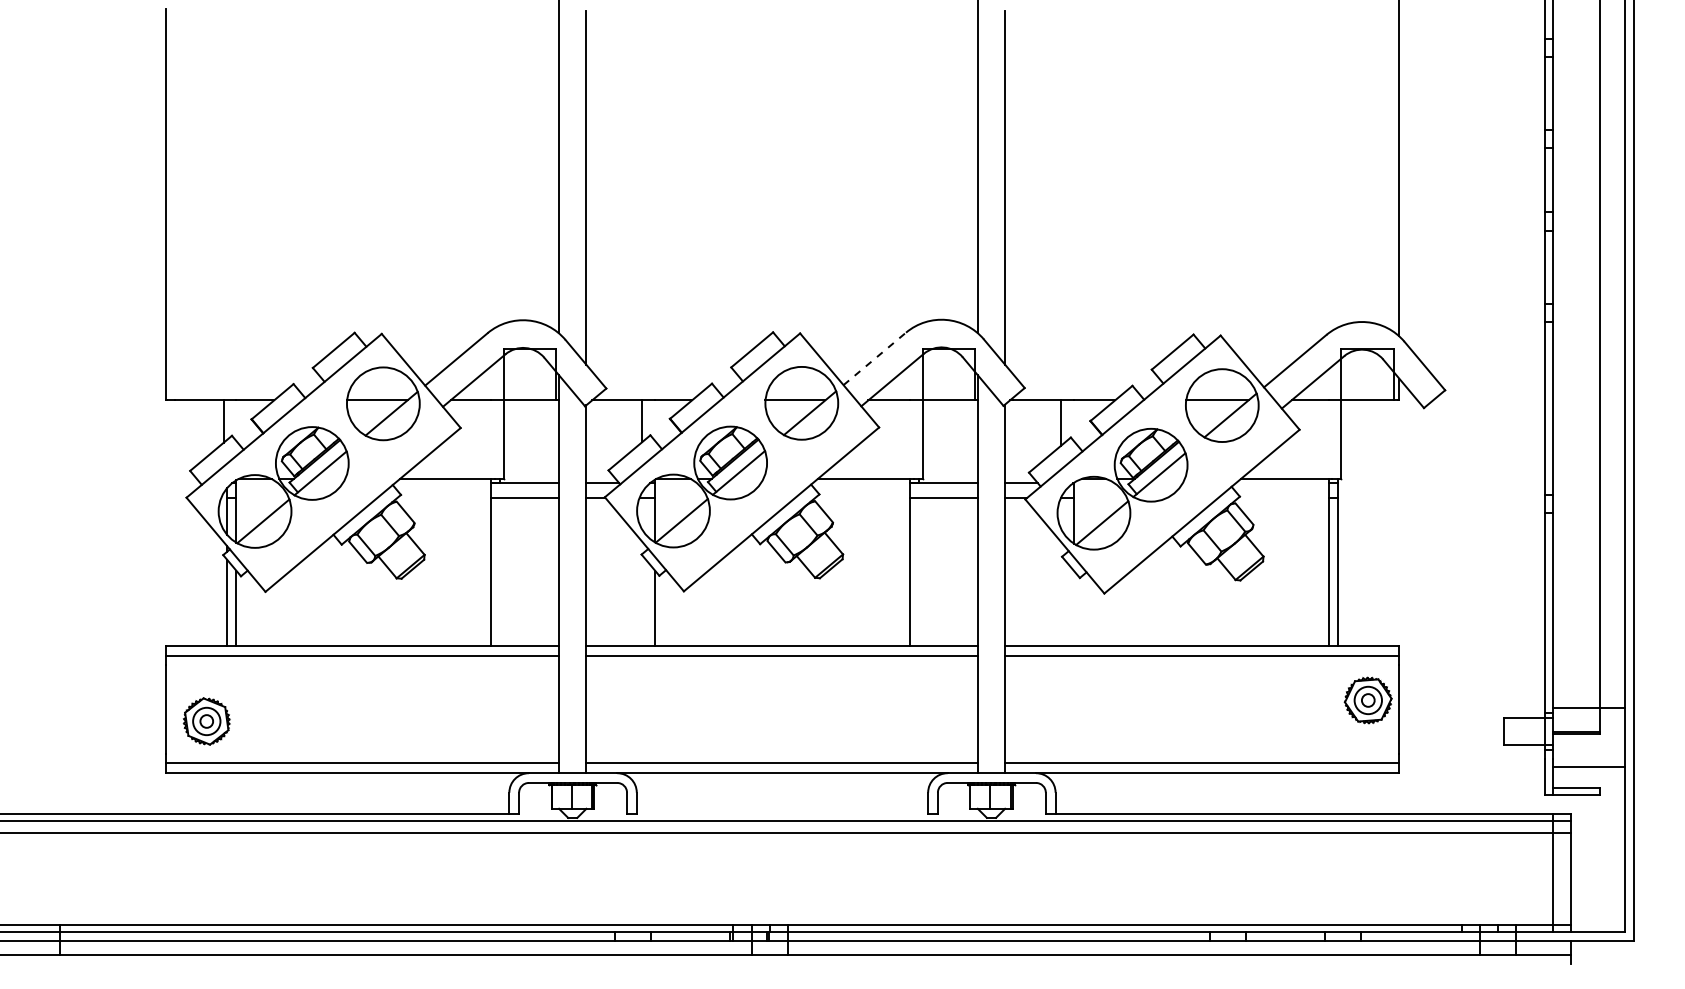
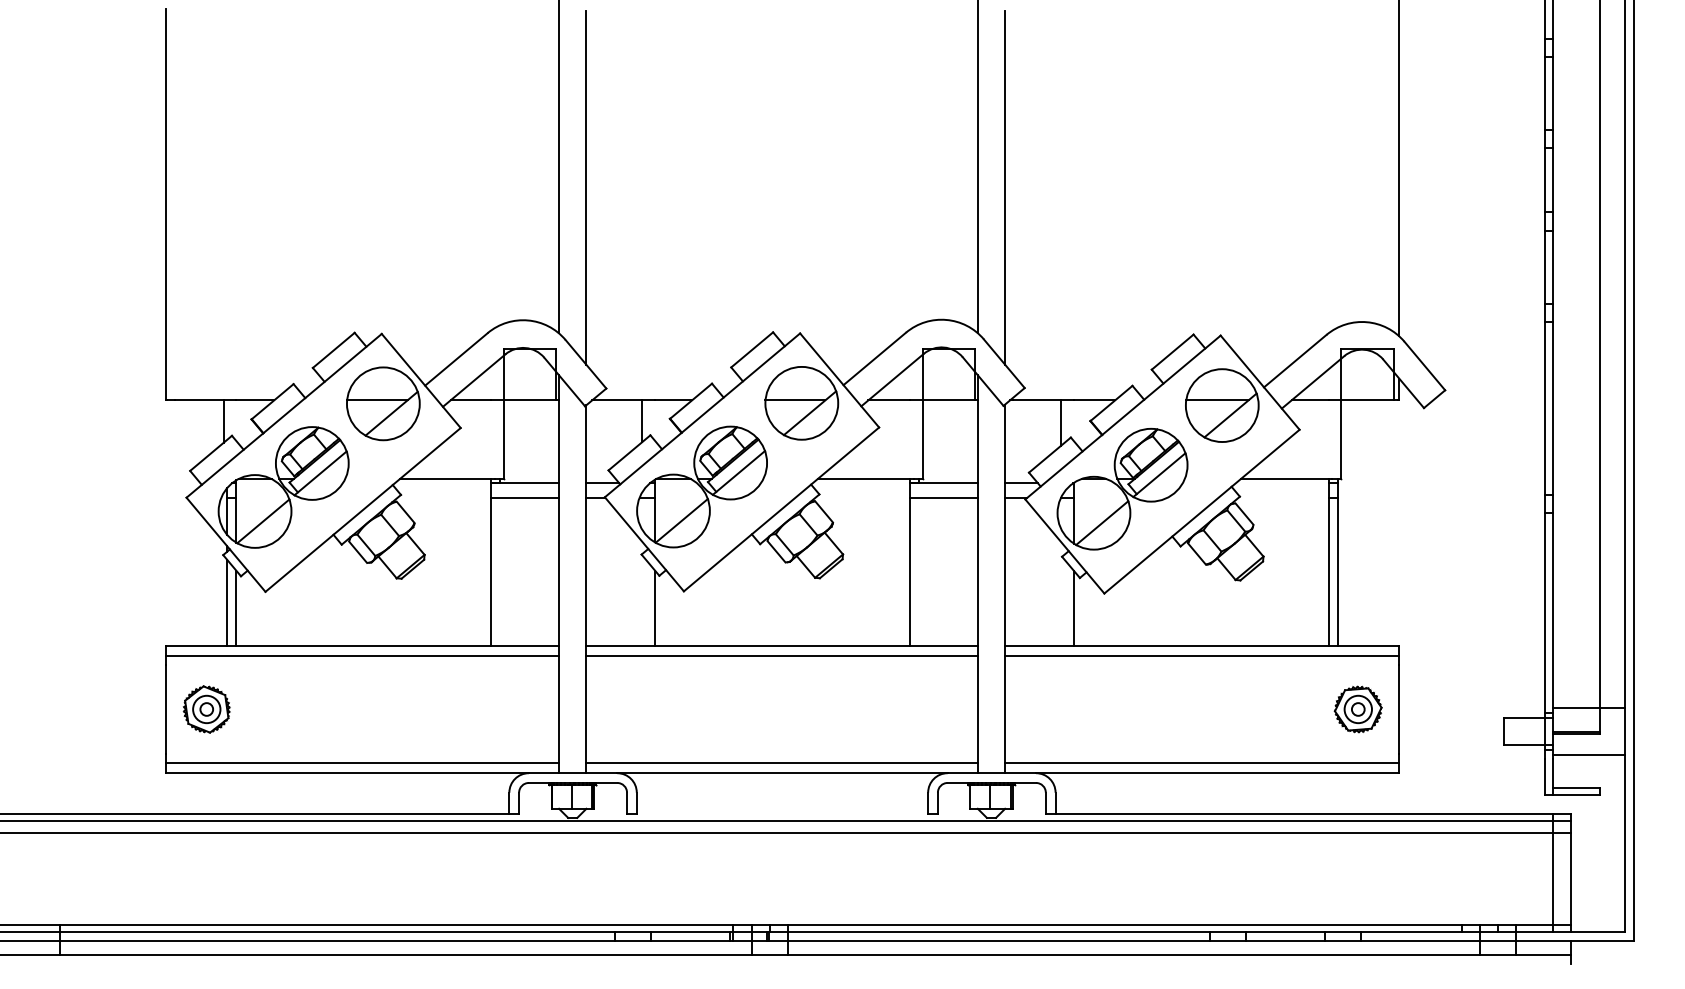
line: dashed -> solid (874, 358)
line: none -> present (1073, 607)
part position: (1367, 700) -> (1357, 709) (1357, 709)
part position: (206, 721) -> (206, 709) (206, 709)
line position: (1588, 767) -> (1588, 755) (1588, 755)
